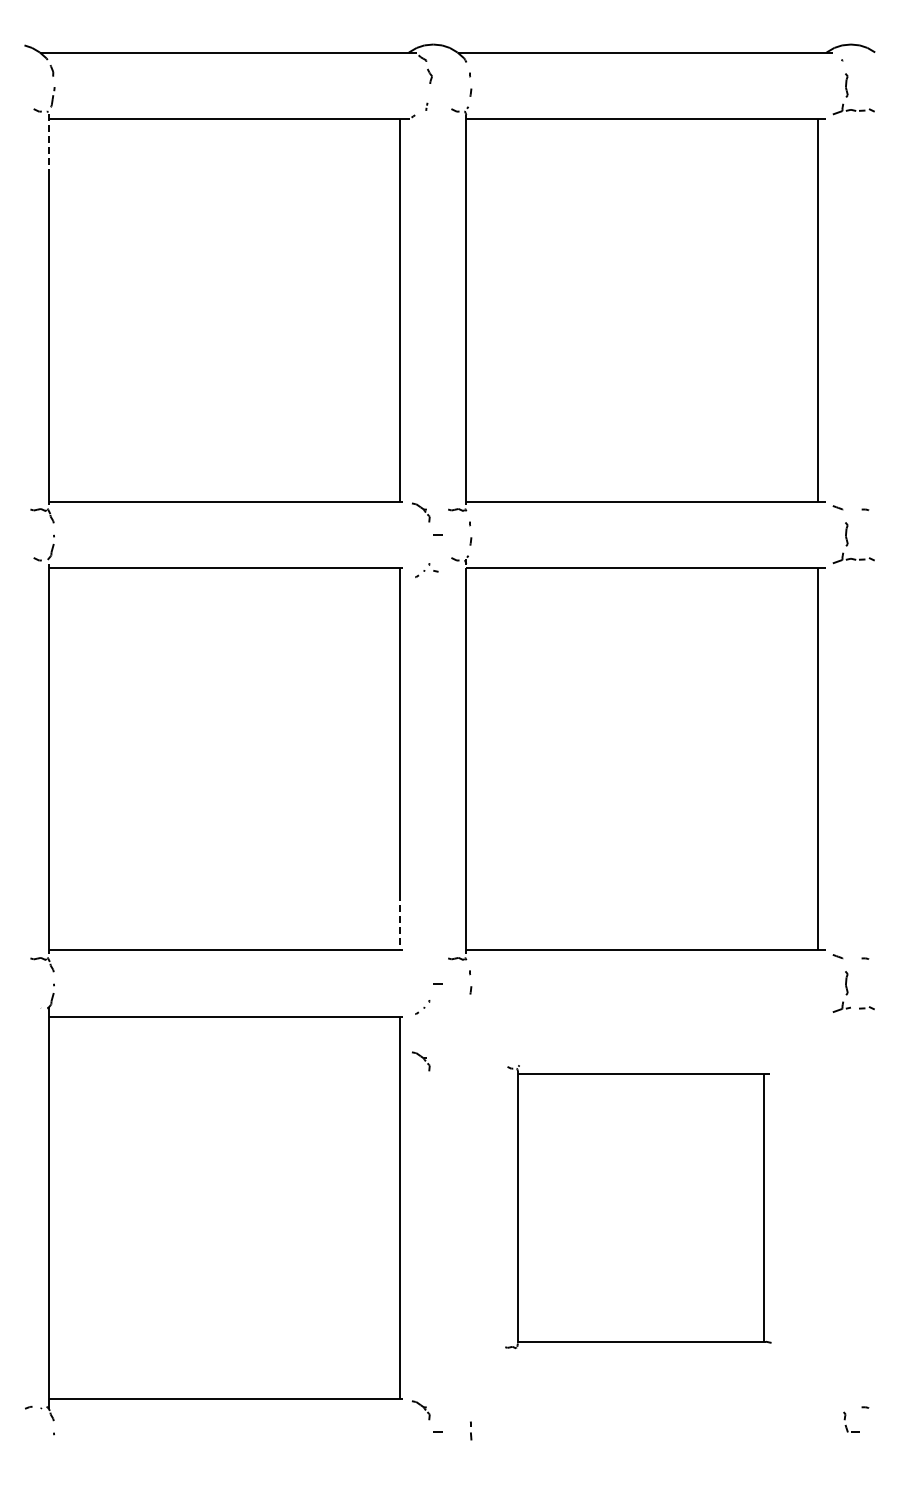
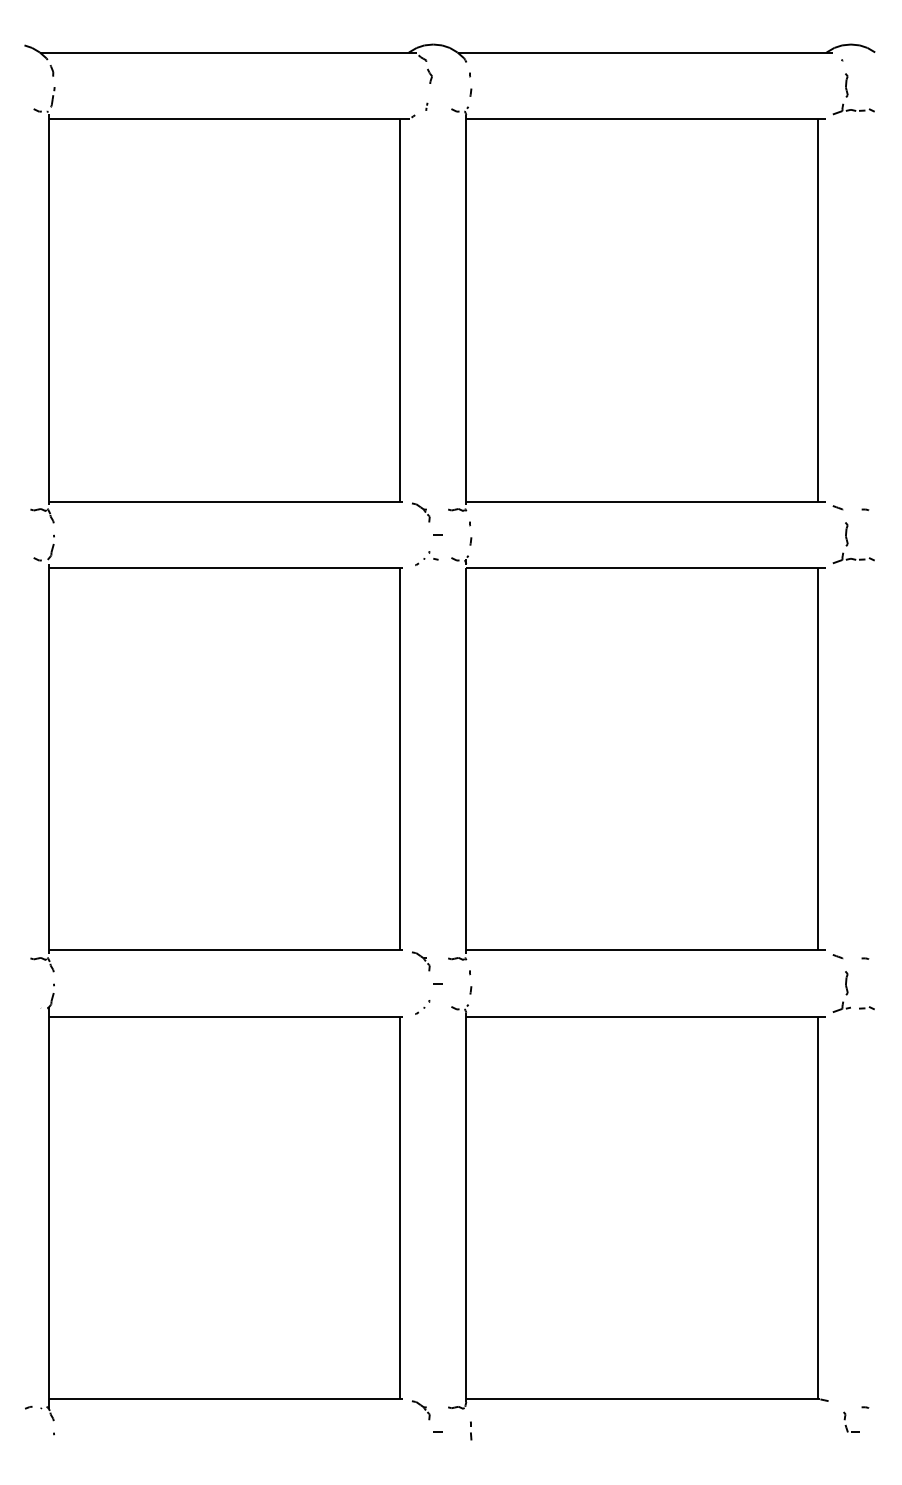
line: dashed -> solid (48, 144)
part position: (426, 570) -> (426, 558) (426, 558)
line: dashed -> solid (400, 922)
part position: (421, 1061) -> (421, 961) (421, 961)
part size: 267x285 px -> 381x406 px (638, 1206)
